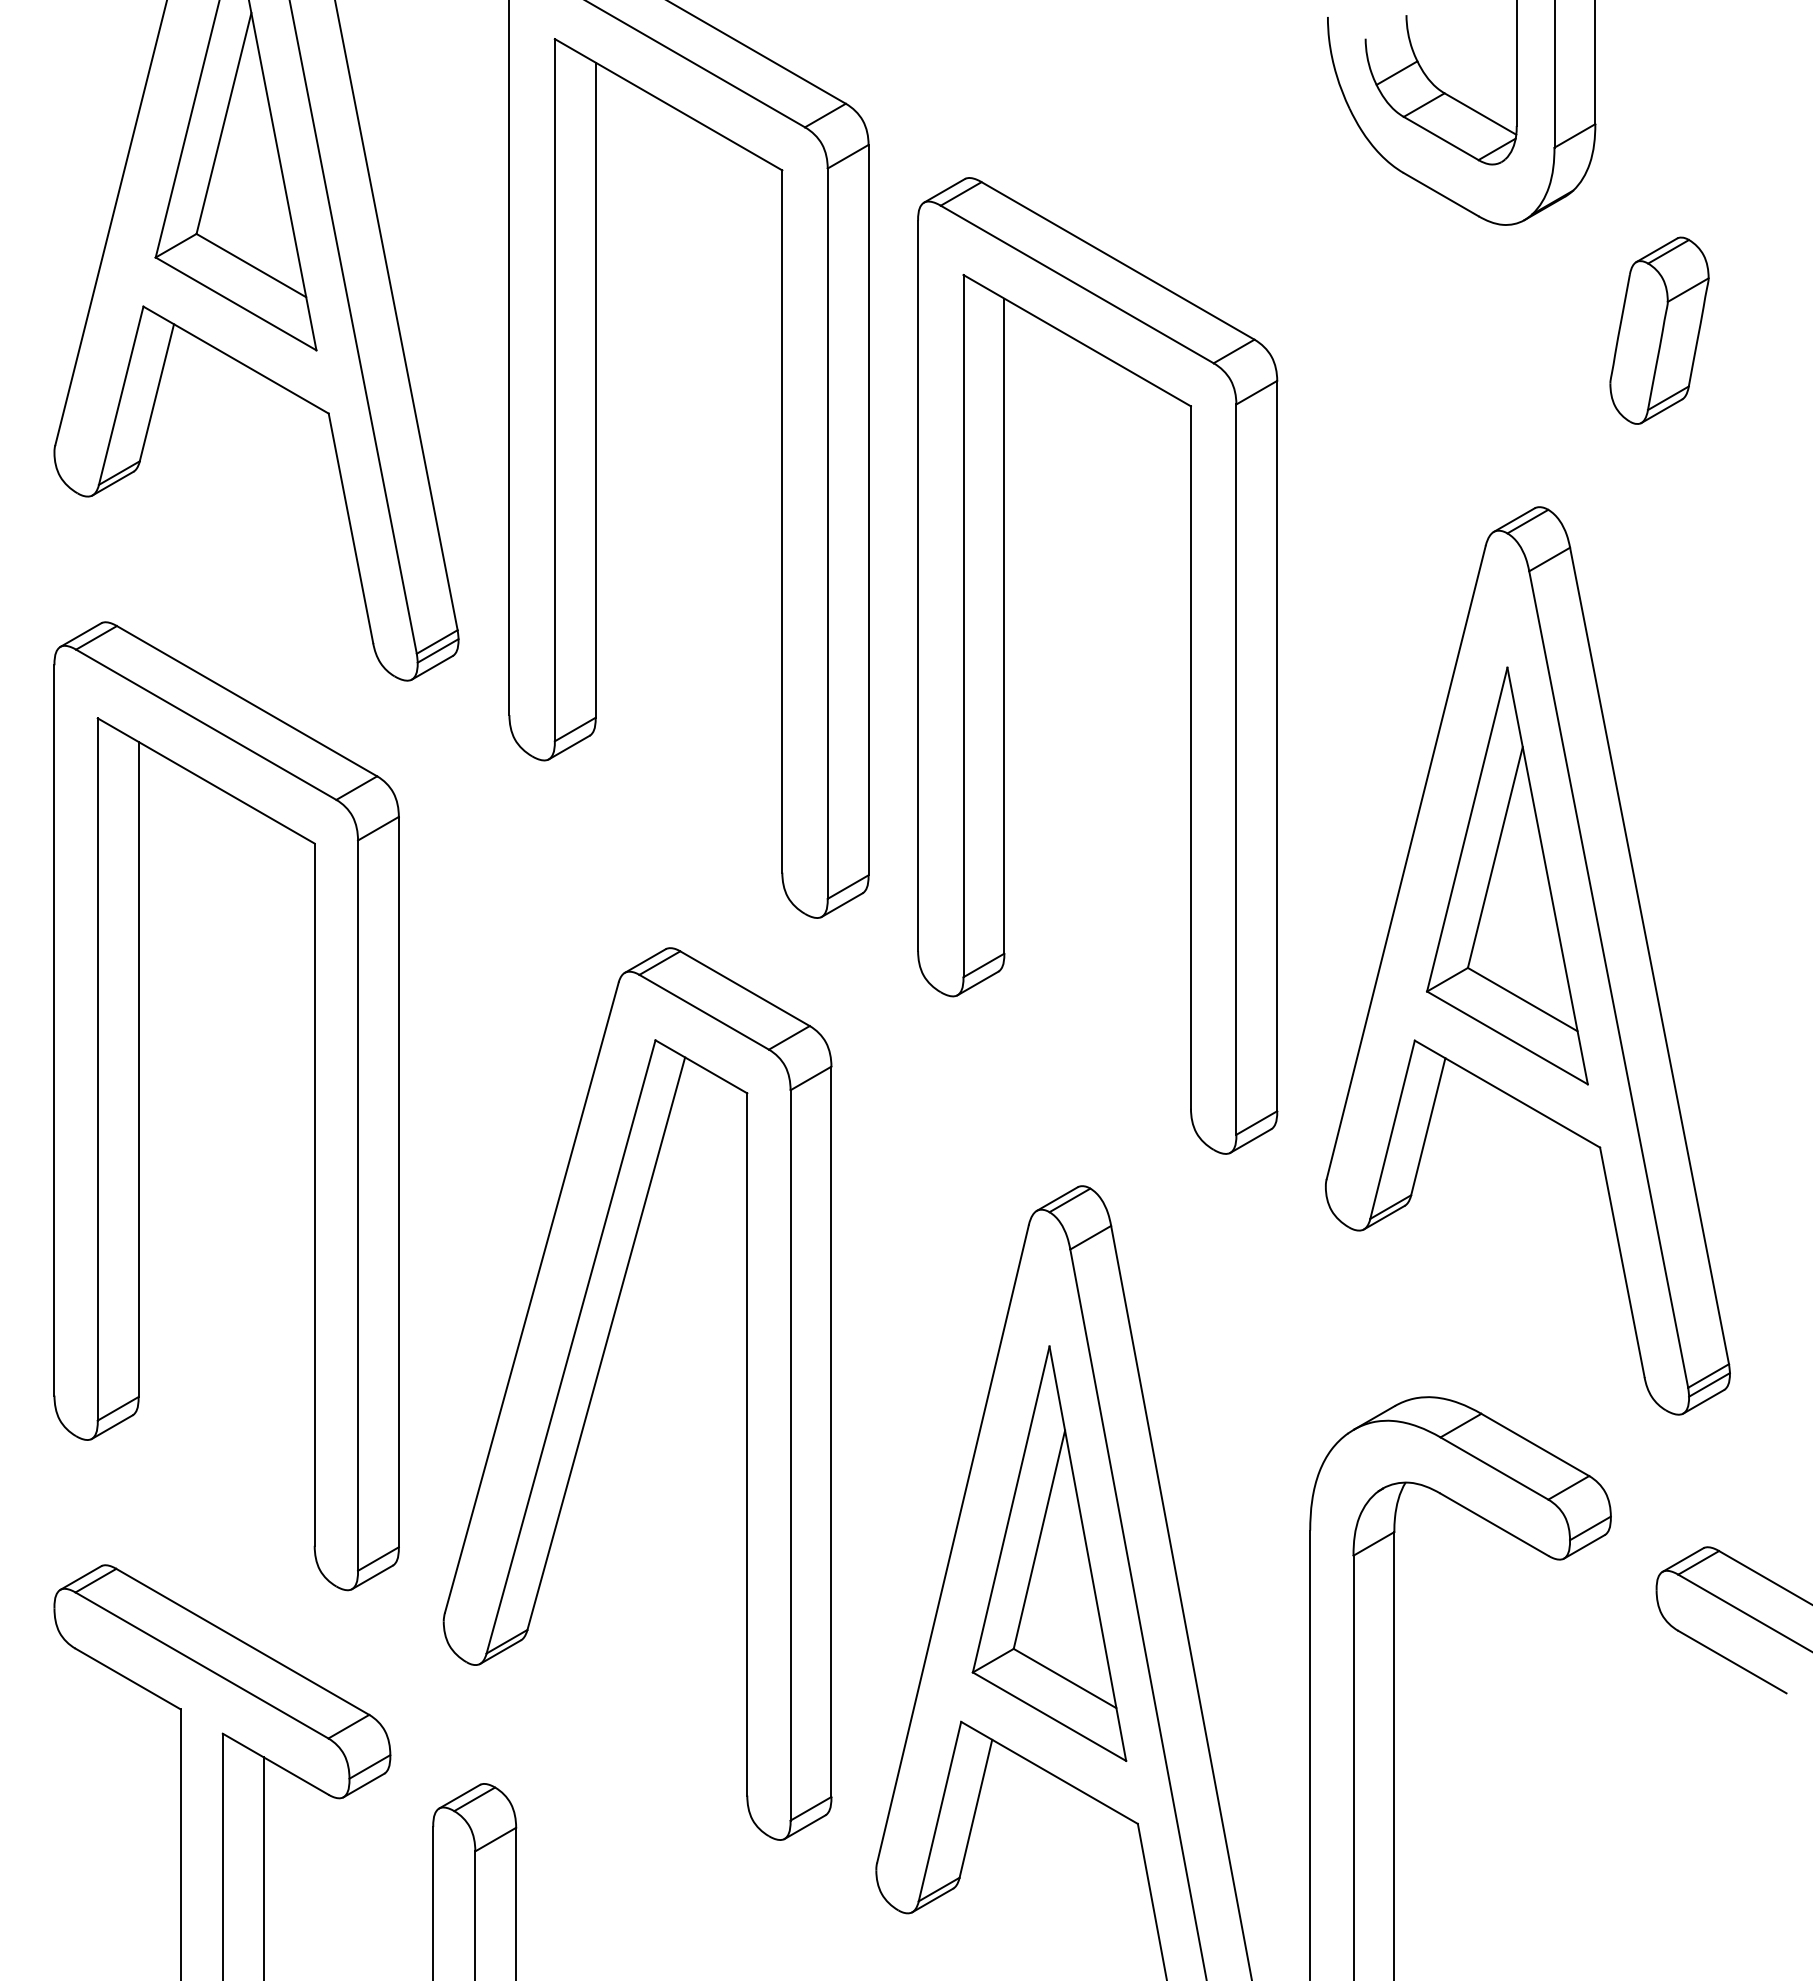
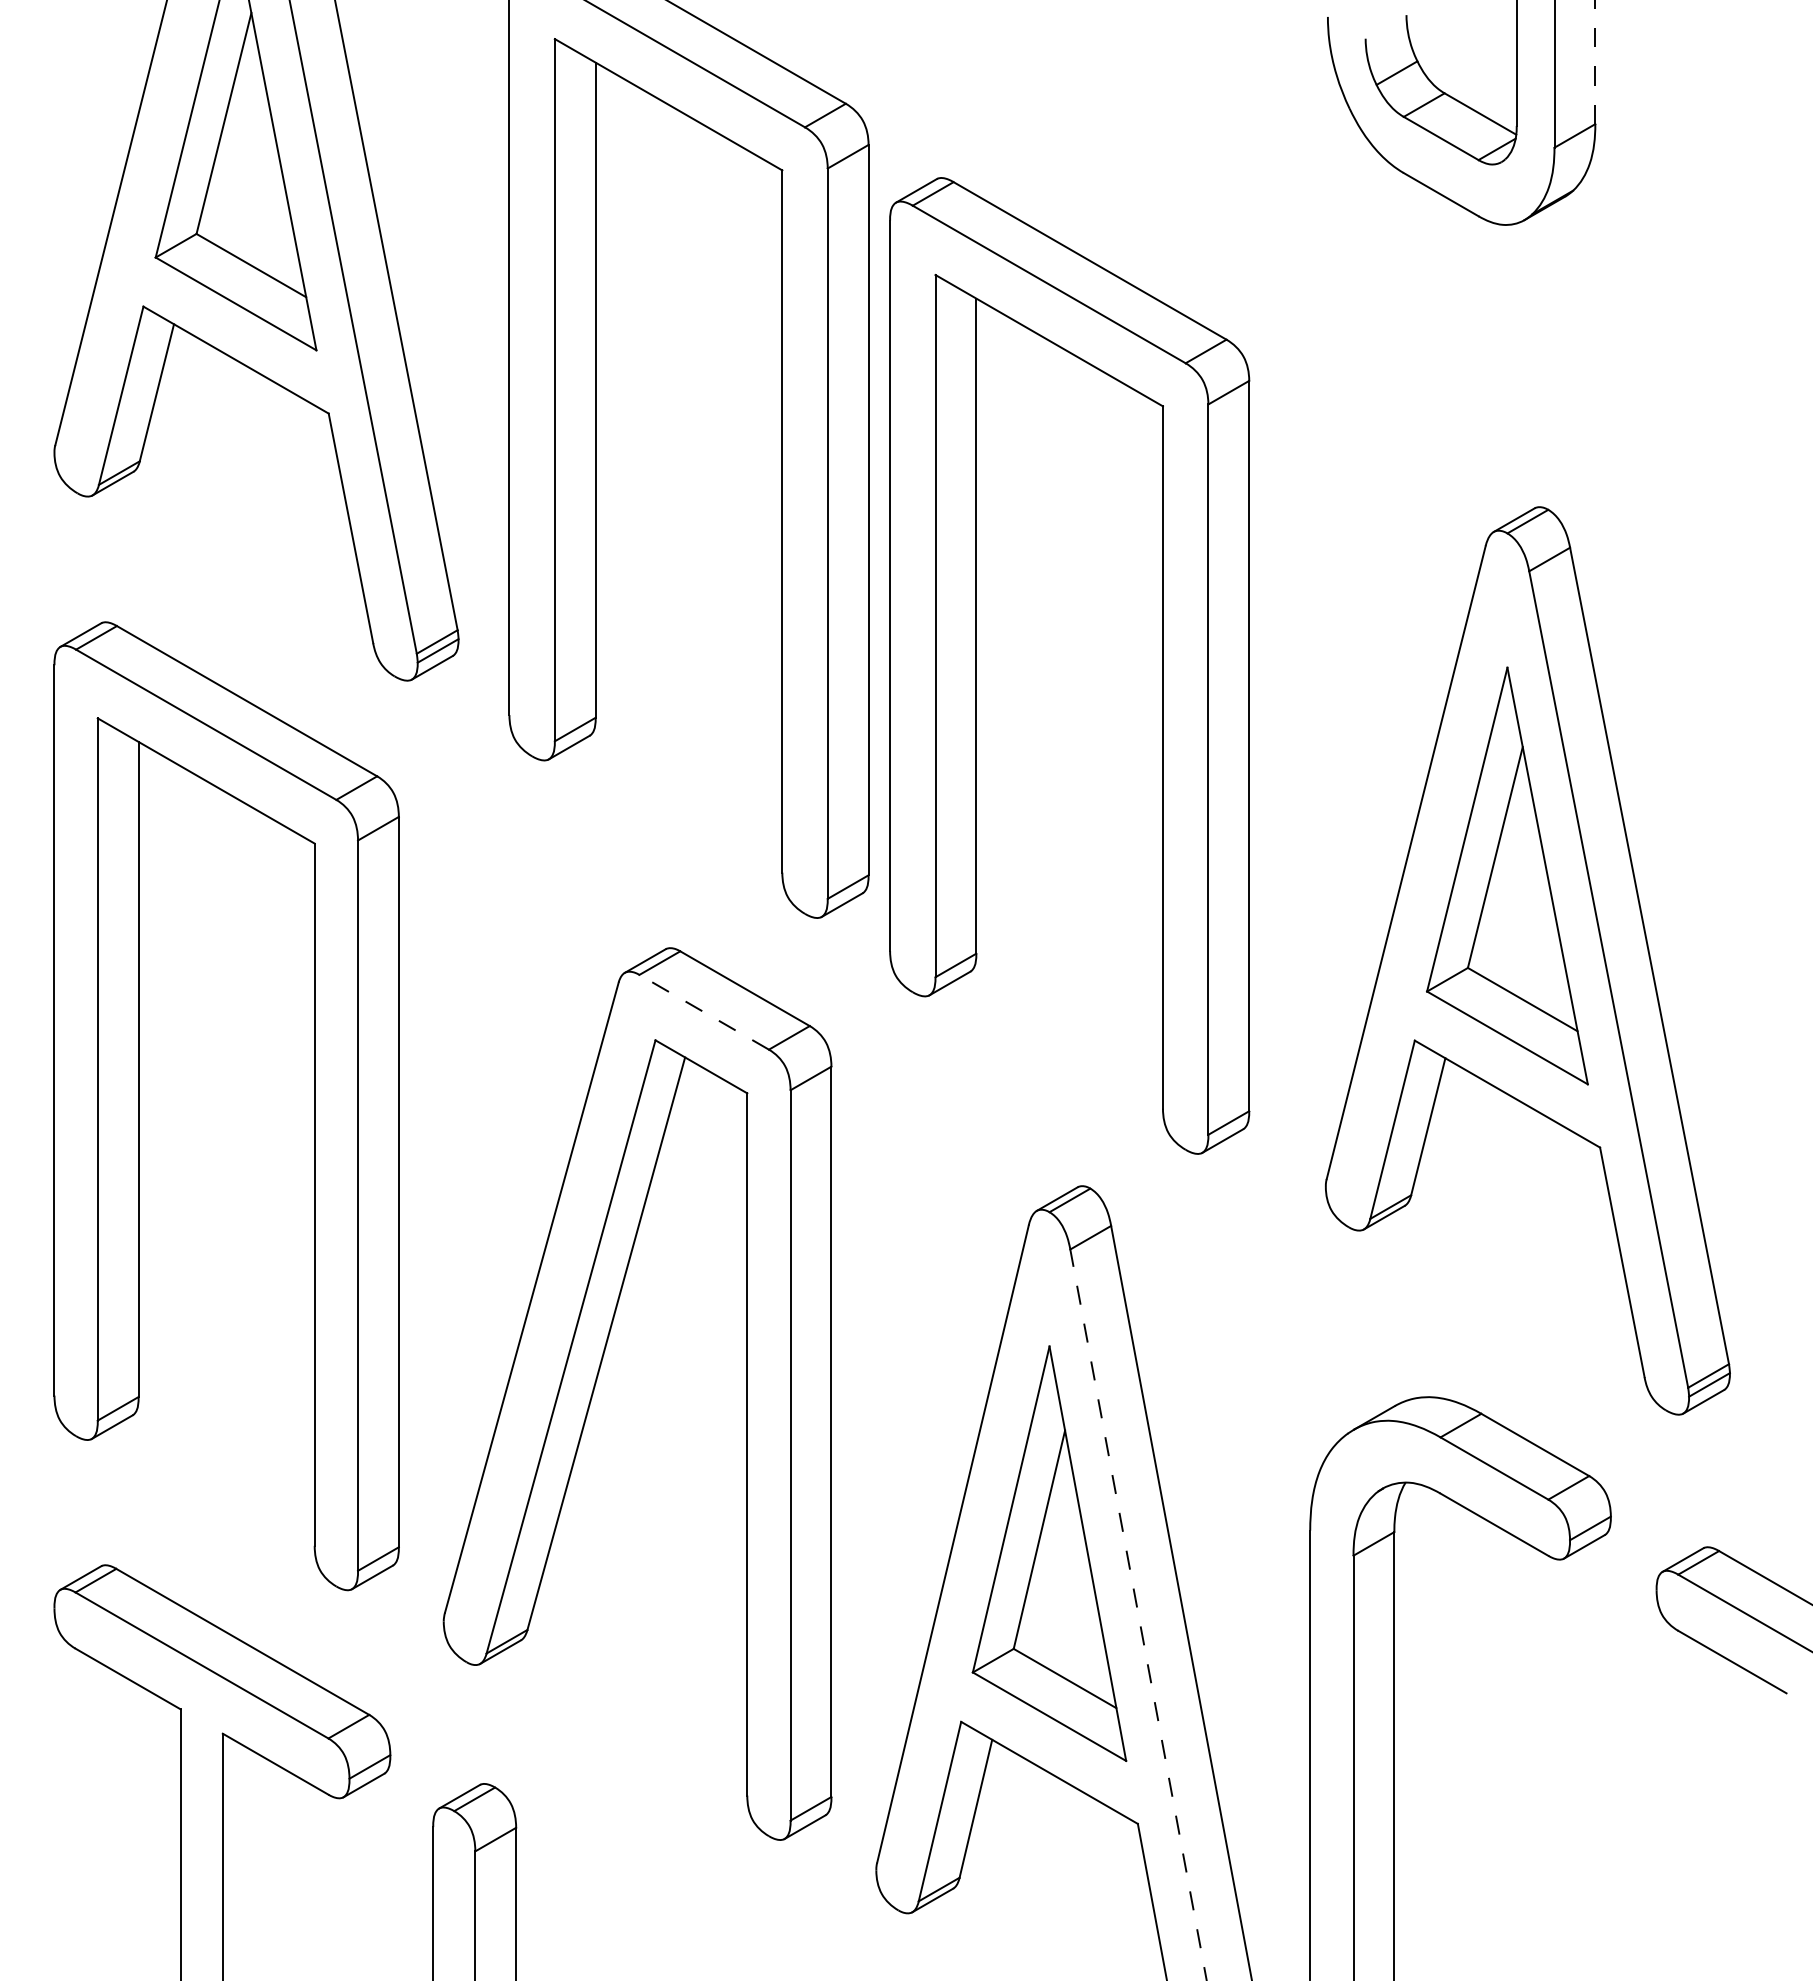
line: solid -> dashed (1595, 62)
part: present -> none (1659, 330)
part position: (1004, 665) -> (976, 665) (976, 665)
line: solid -> dashed (704, 1012)
line: solid -> dashed (1138, 1614)
line: present -> none (263, 1867)
